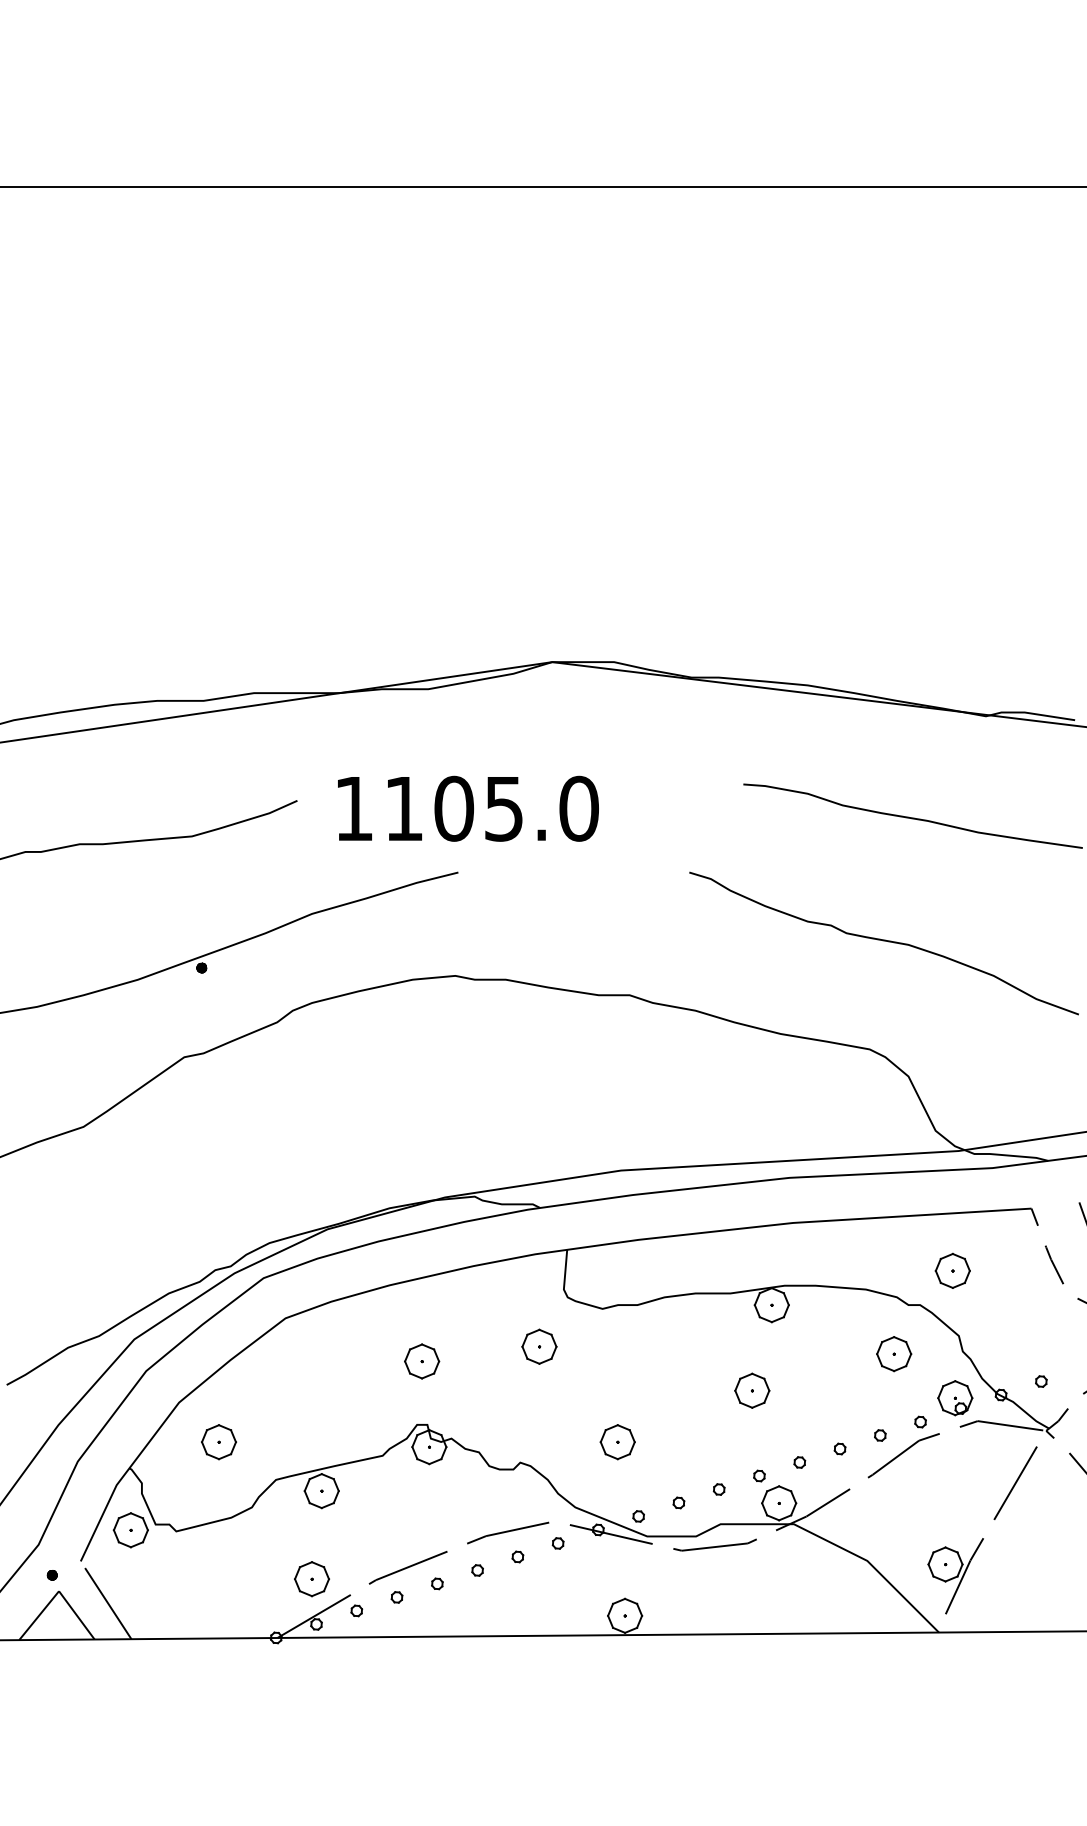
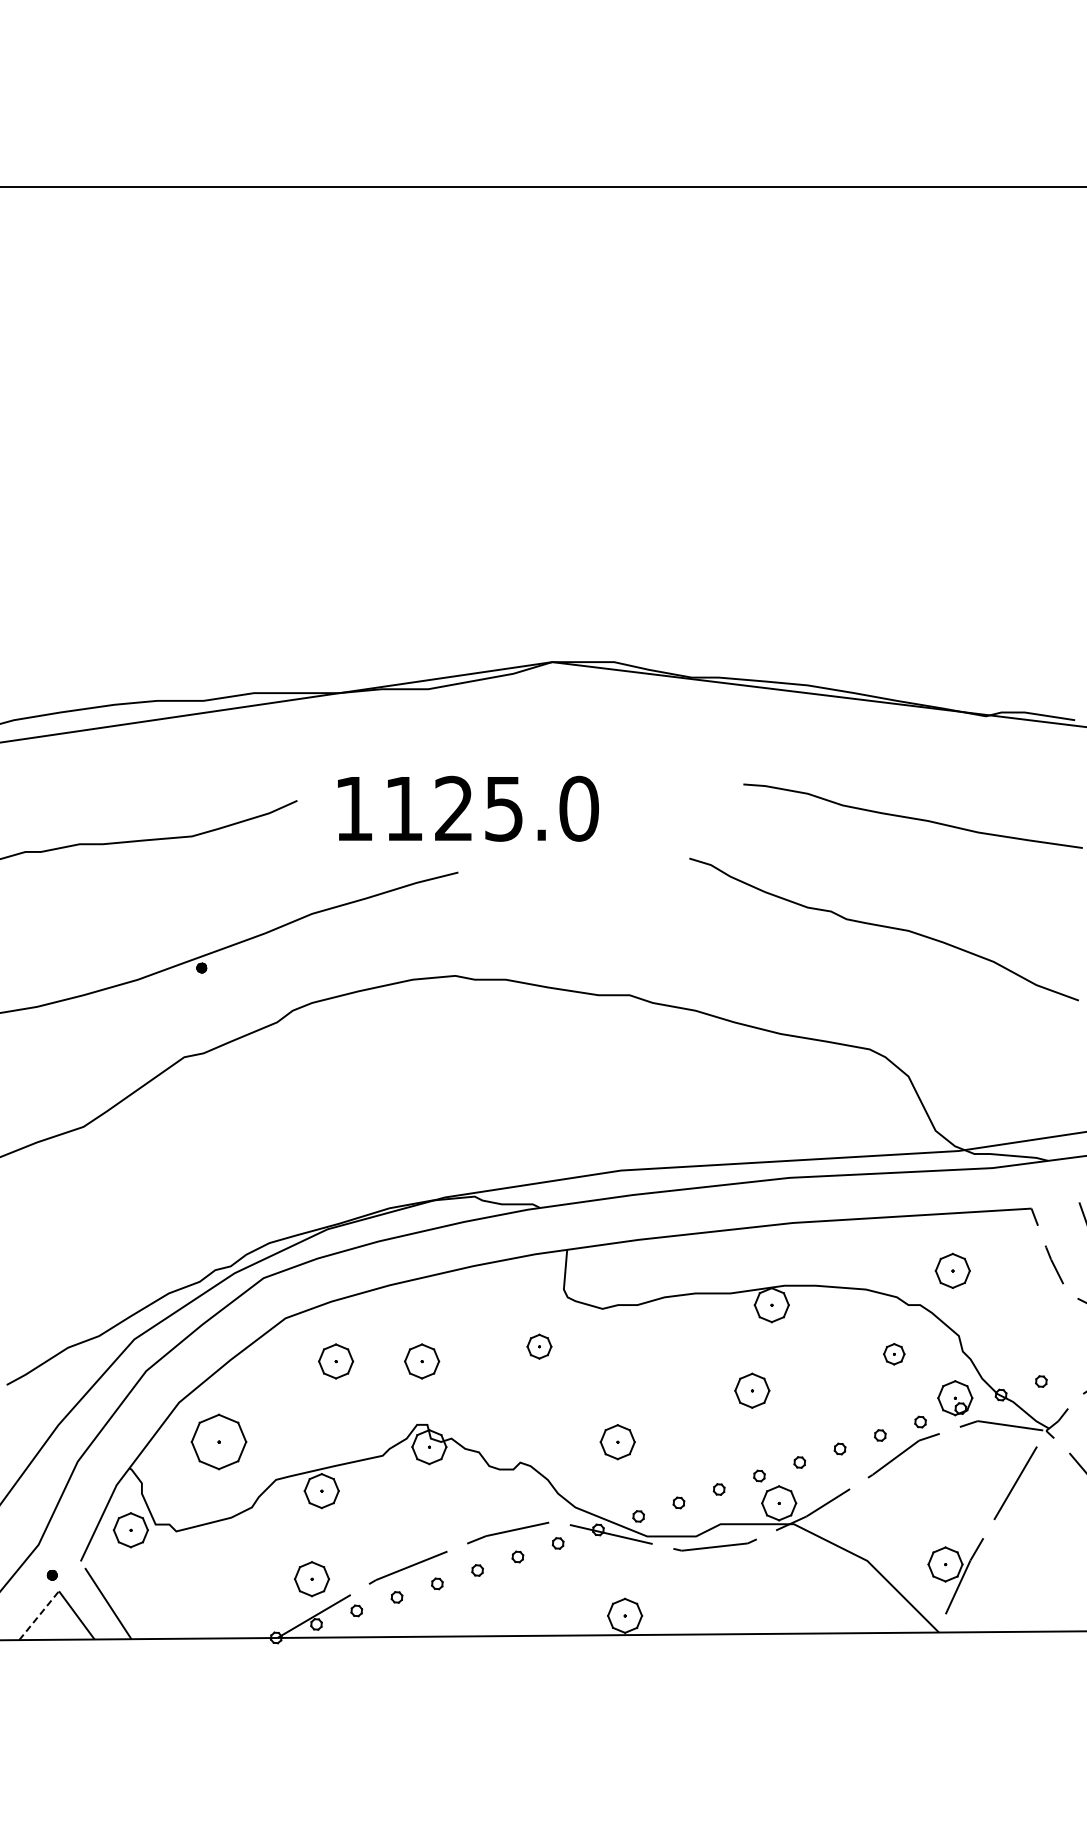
text: 1105.0 -> 1125.0 (454, 808)
curve position: (883, 941) -> (883, 927) (883, 927)
part size: 37x37 px -> 27x27 px (539, 1346)
part size: 37x37 px -> 23x23 px (894, 1354)
part: none -> present (336, 1361)
part size: 36x37 px -> 58x58 px (218, 1441)
line: solid -> dashed (39, 1615)
